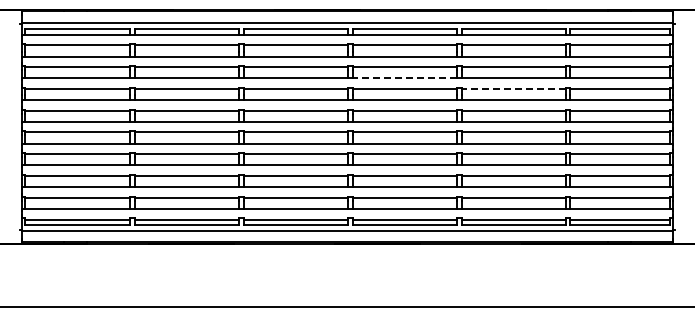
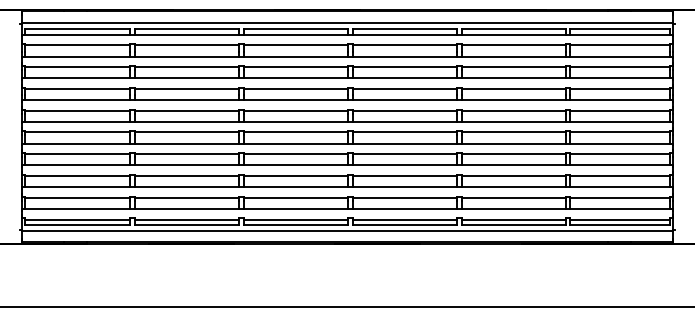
line: dashed -> solid (404, 78)
line: dashed -> solid (513, 88)
